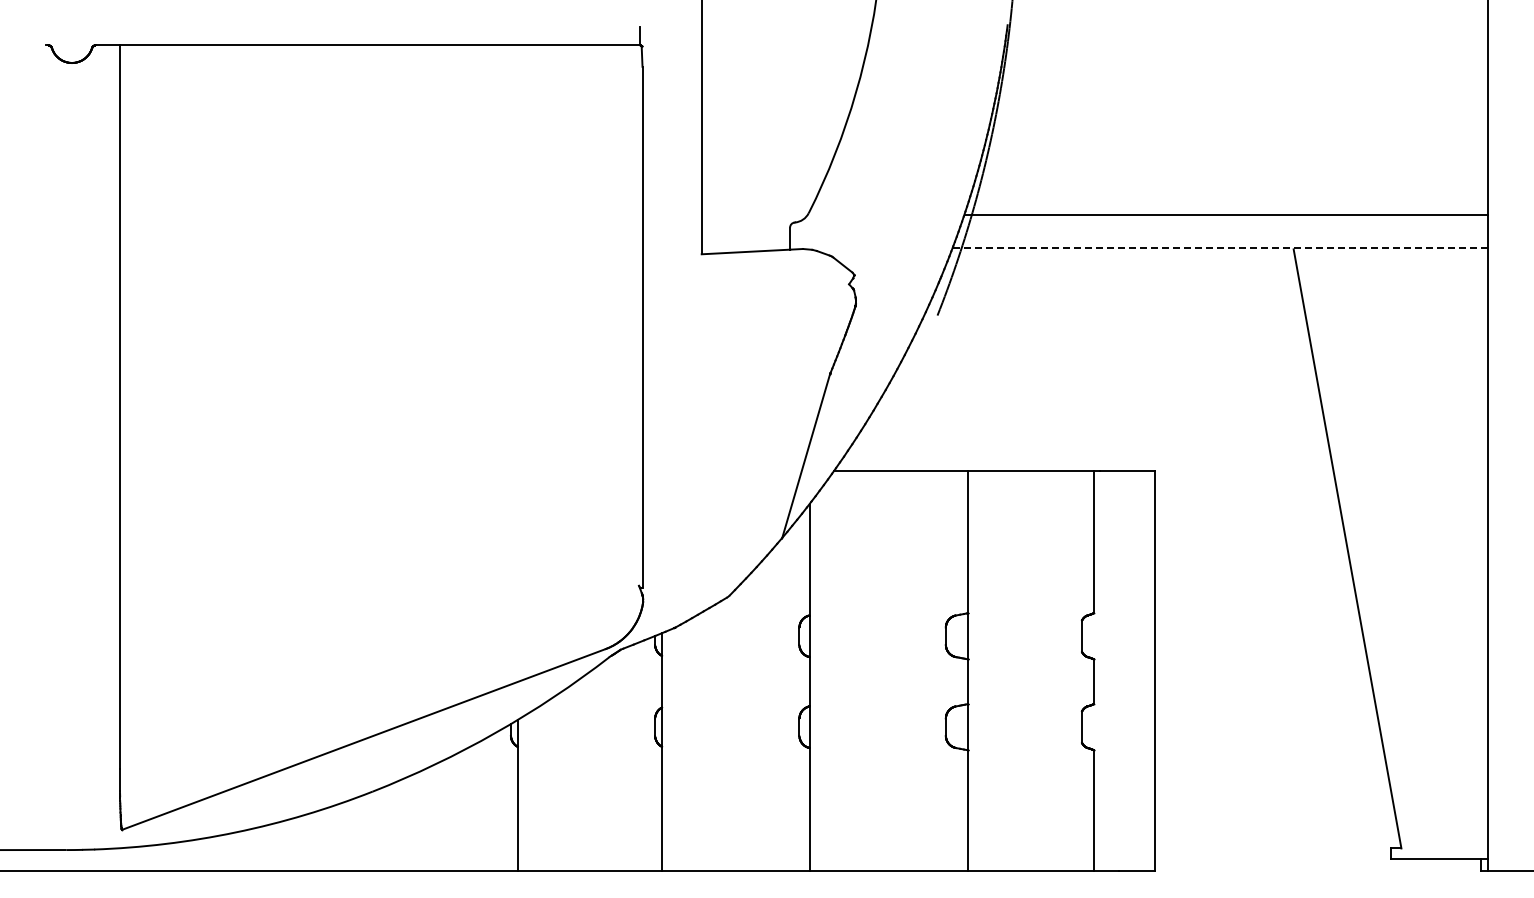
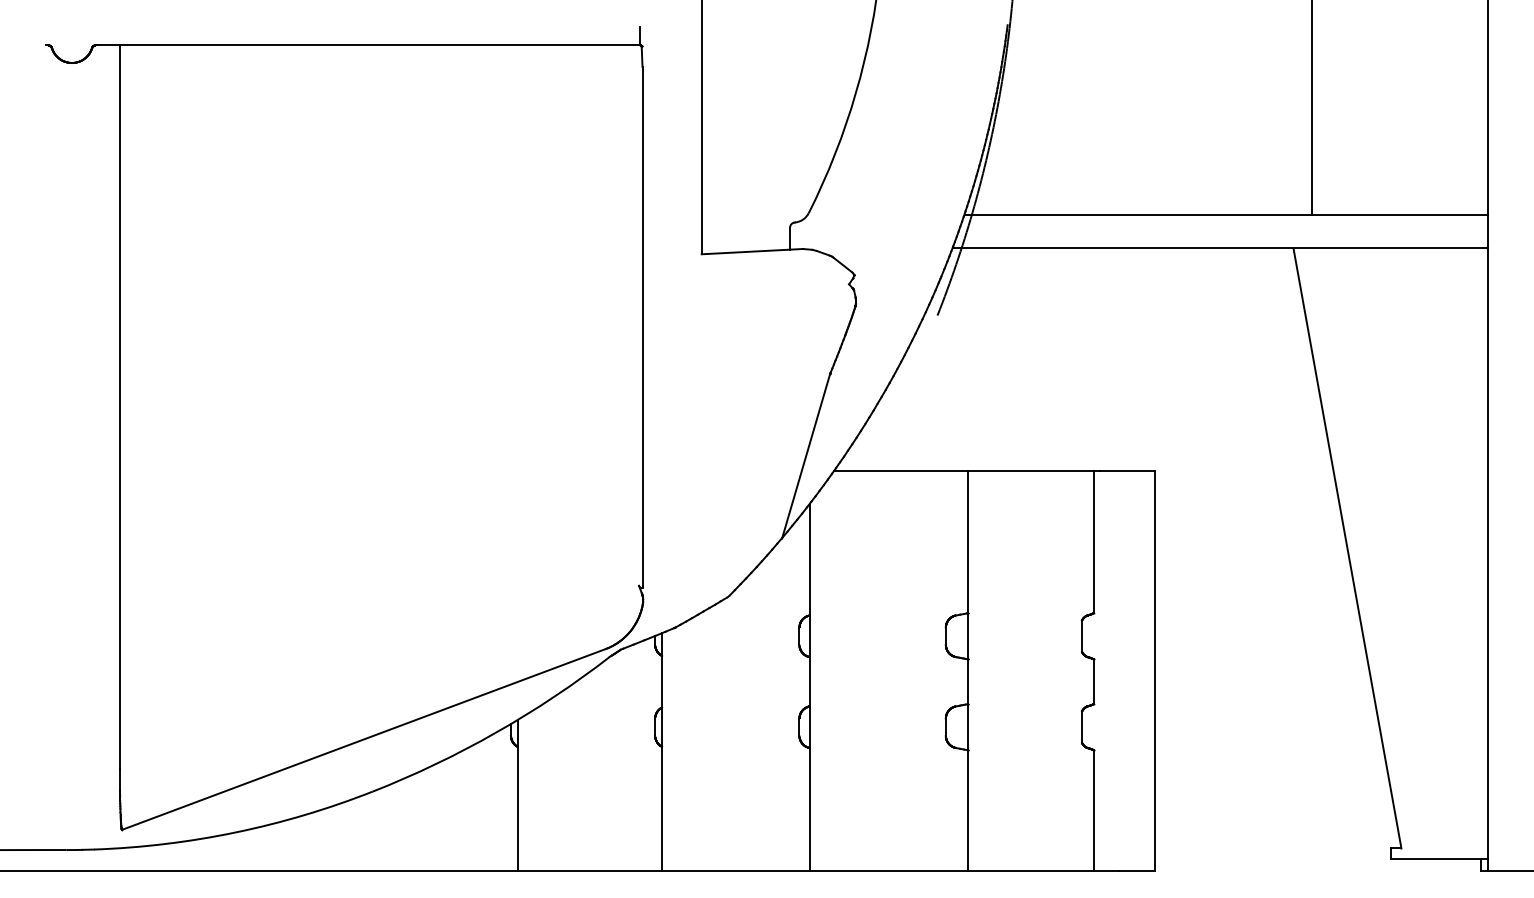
line: none -> present (1312, 108)
line: dashed -> solid (1220, 248)
